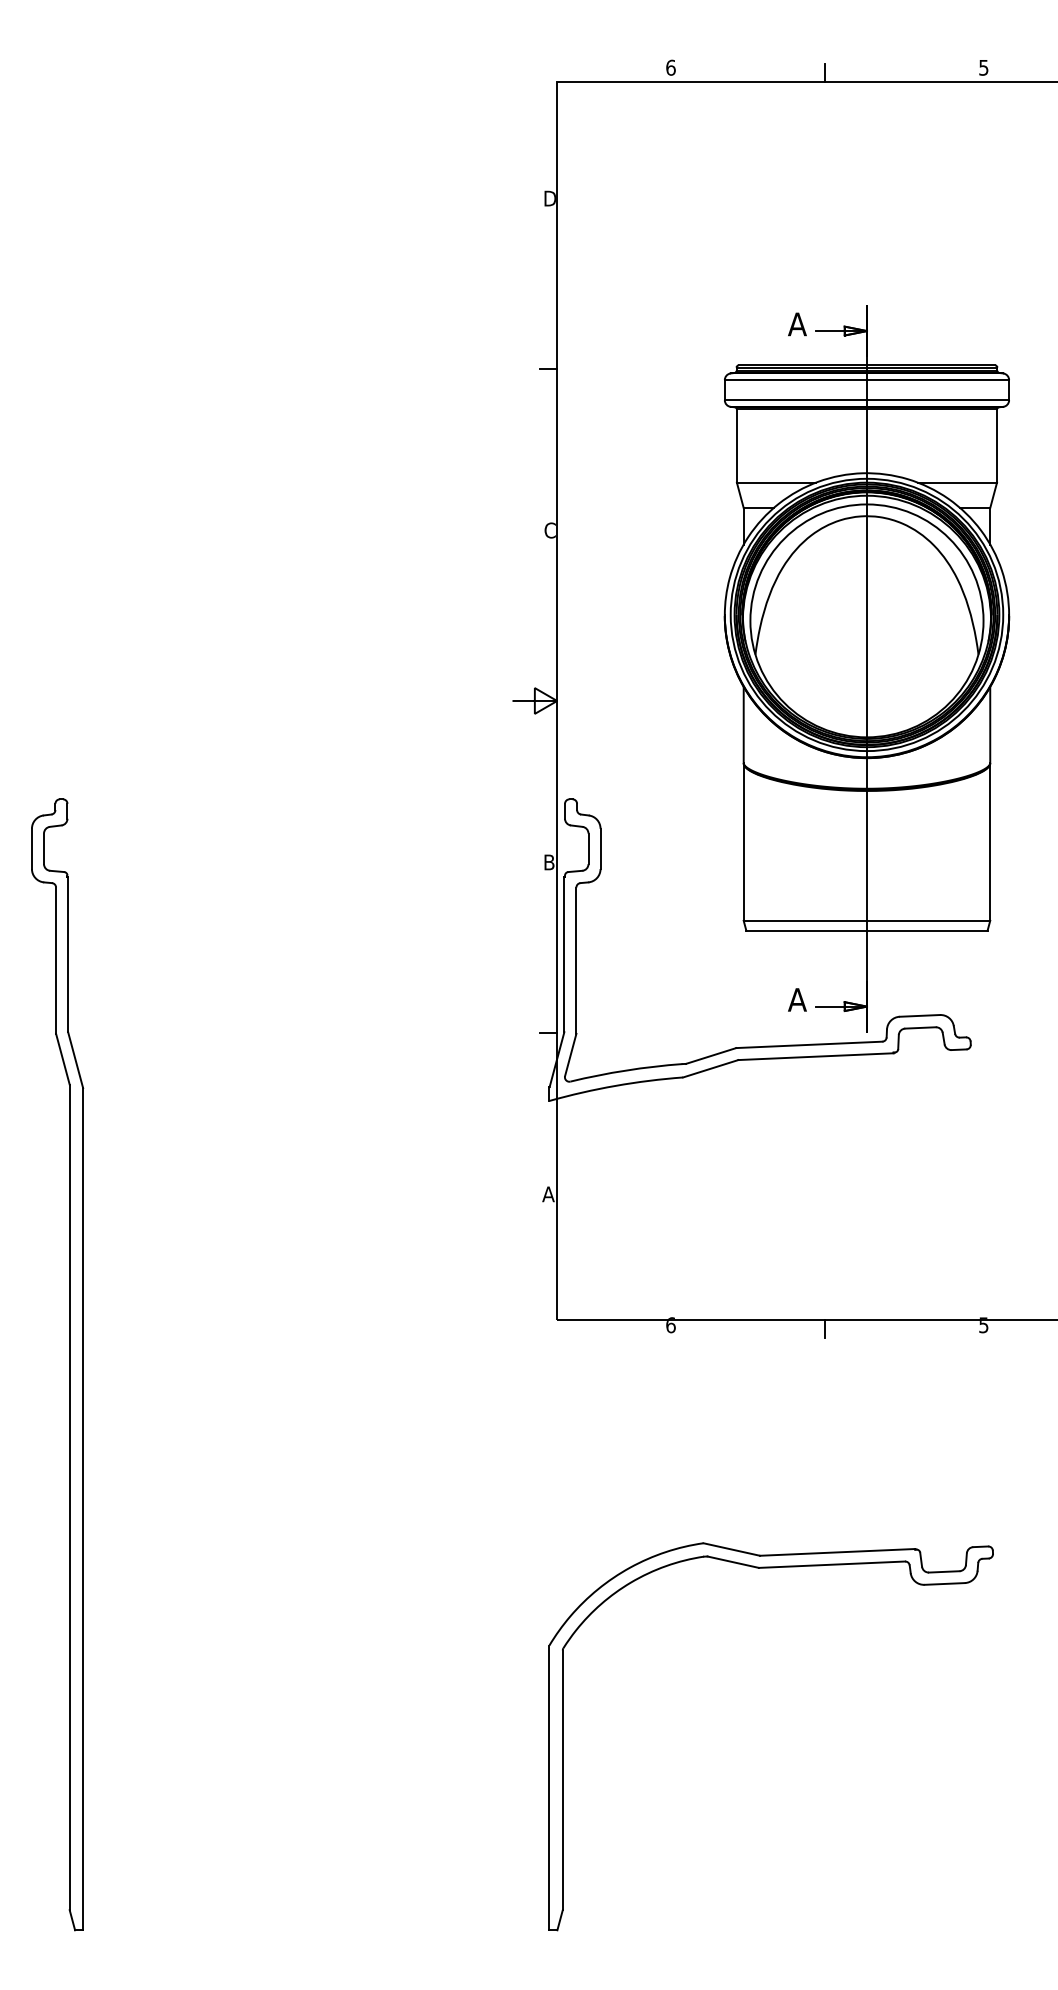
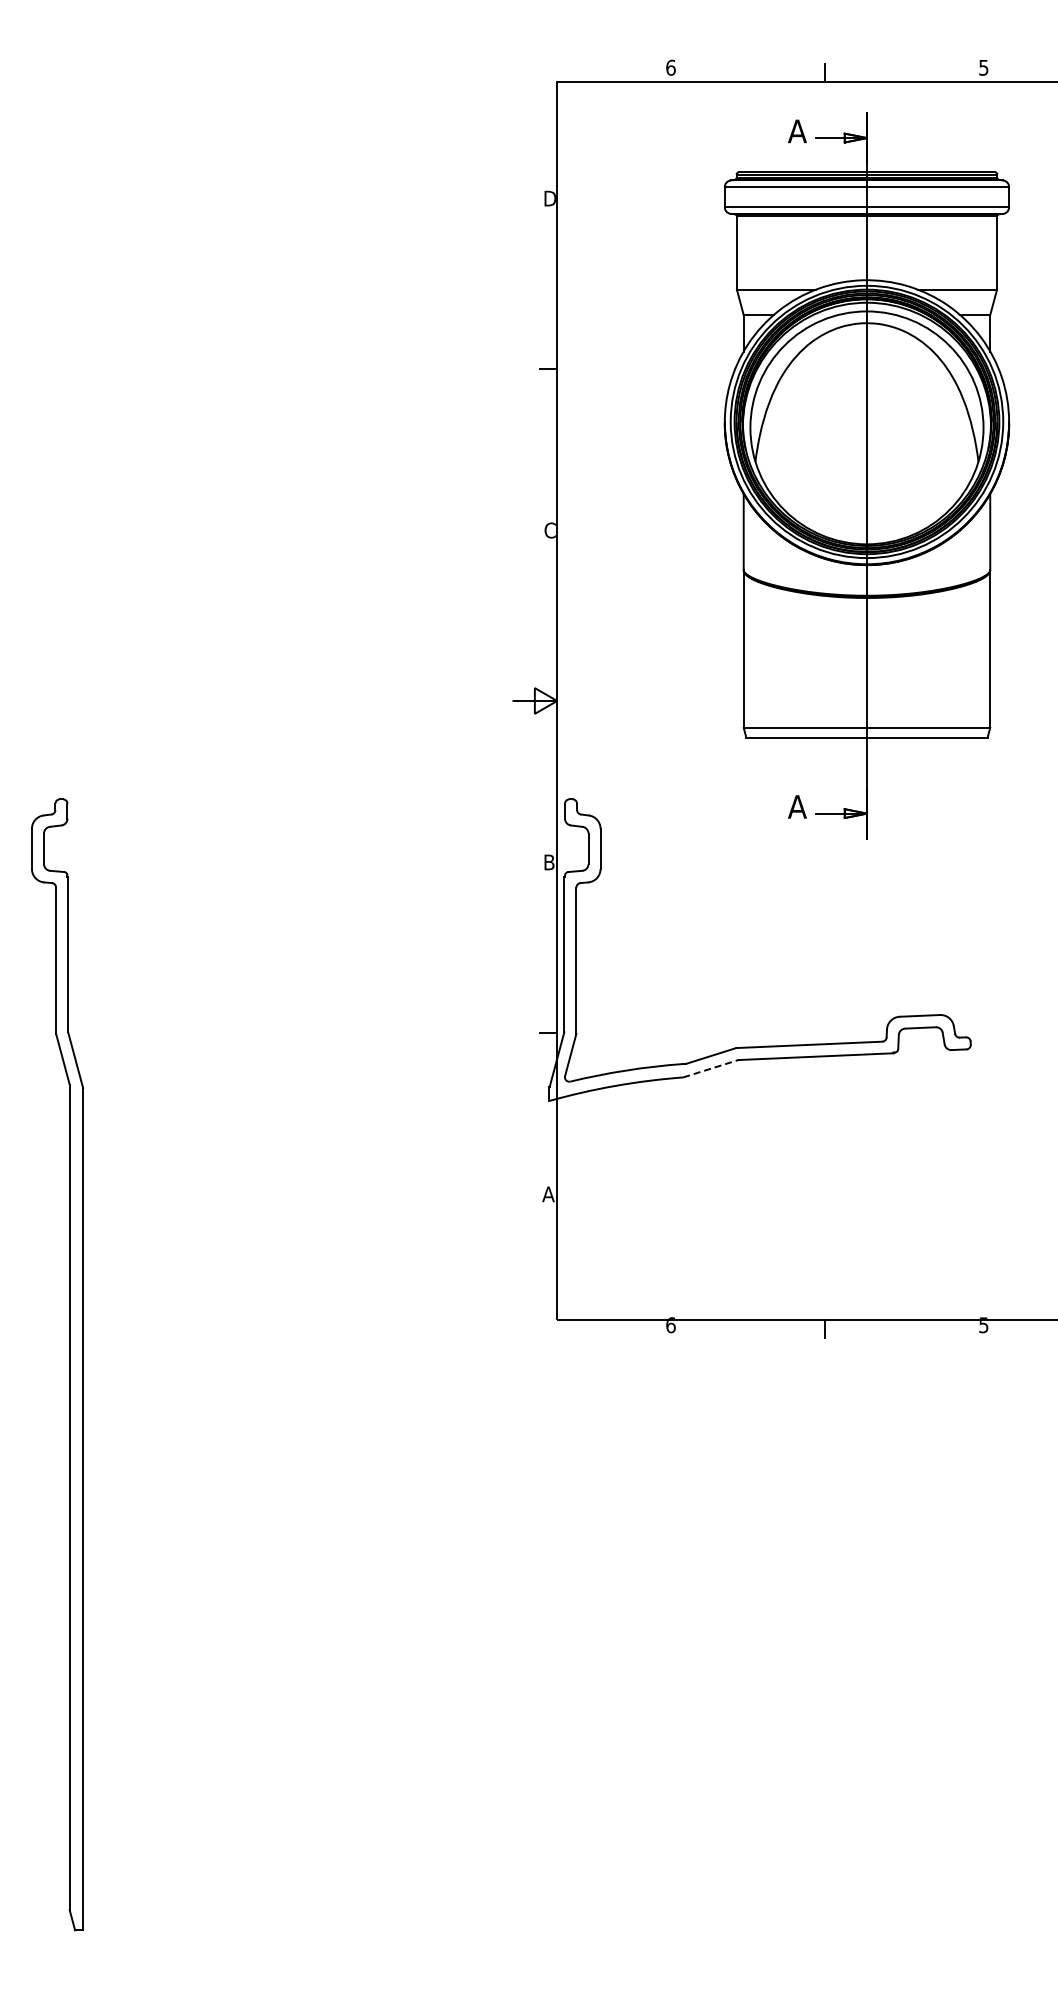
part position: (866, 668) -> (866, 475) (866, 475)
line: solid -> dashed (710, 1068)
part: present -> none (770, 1568)
